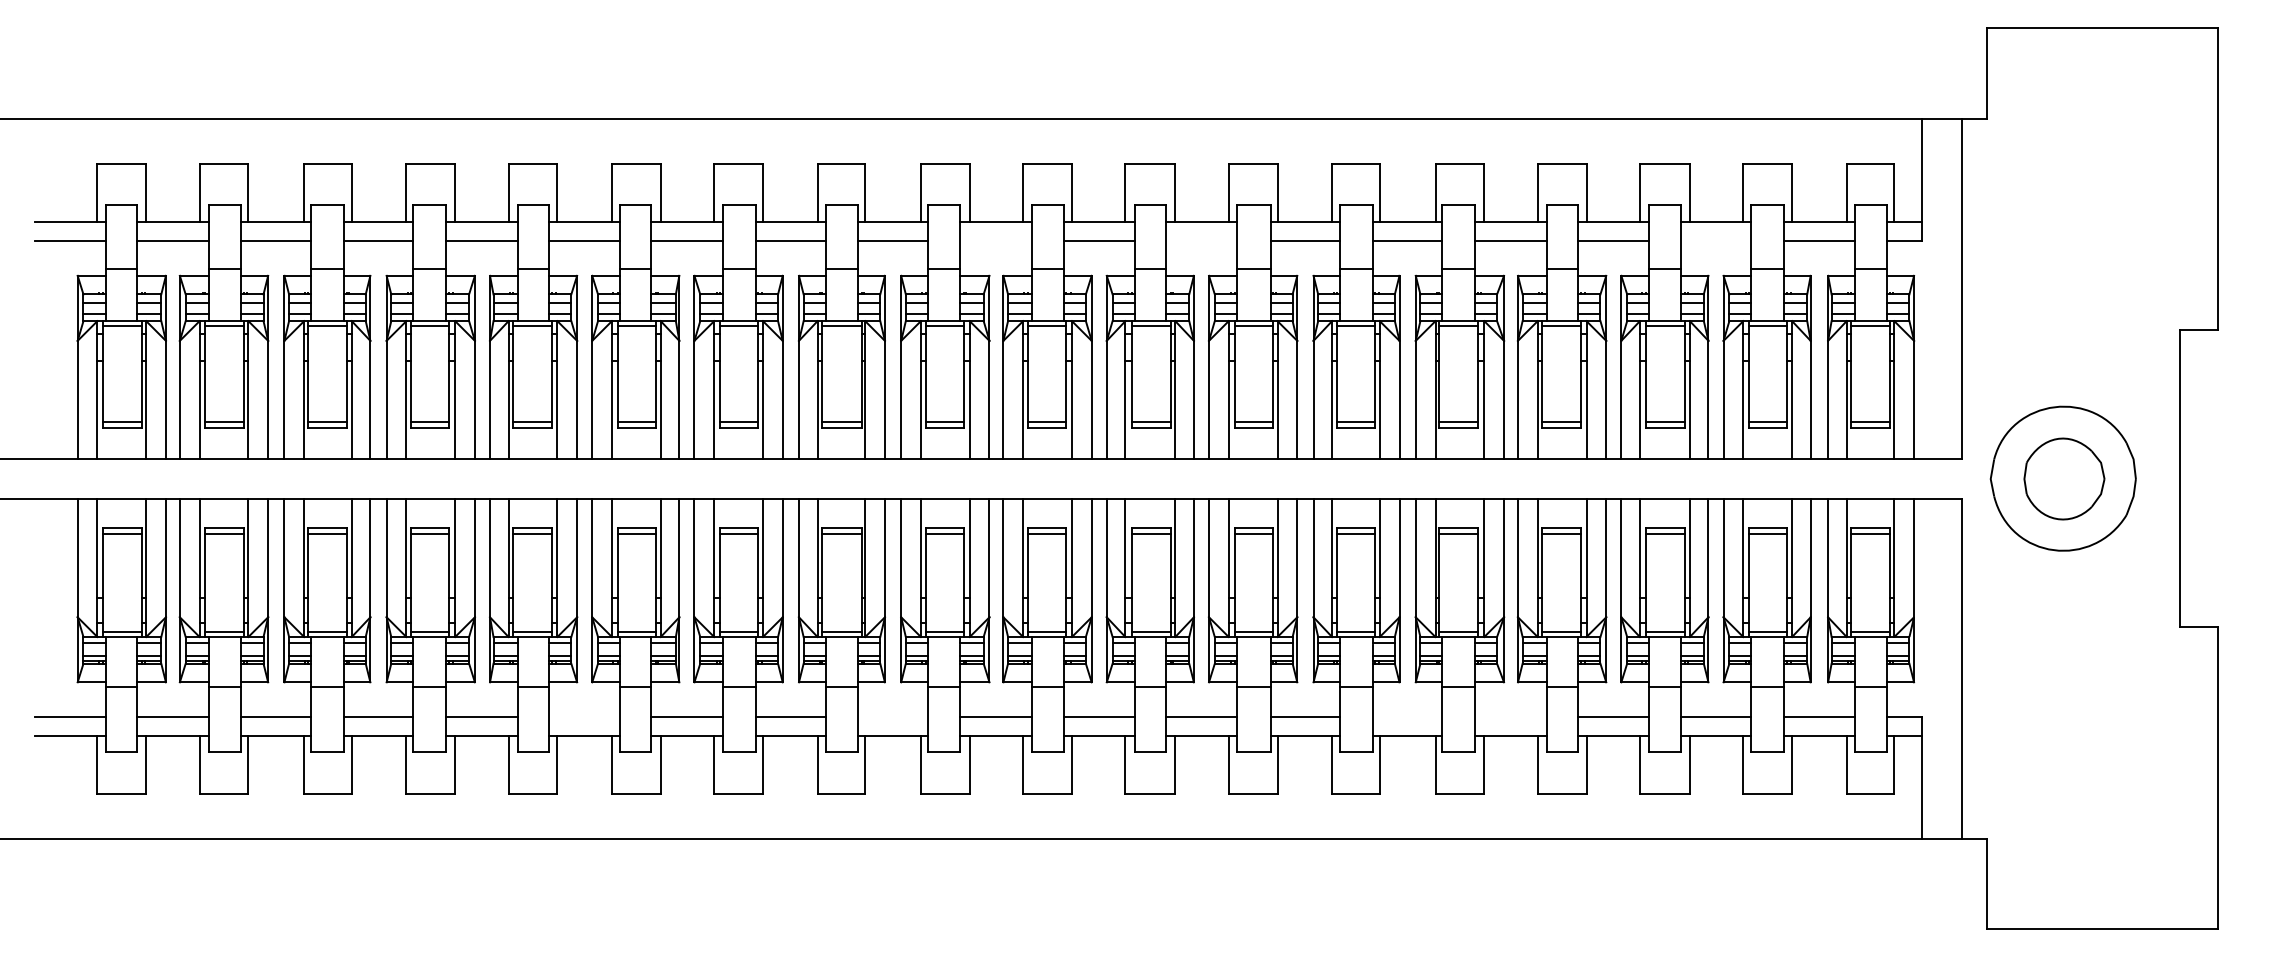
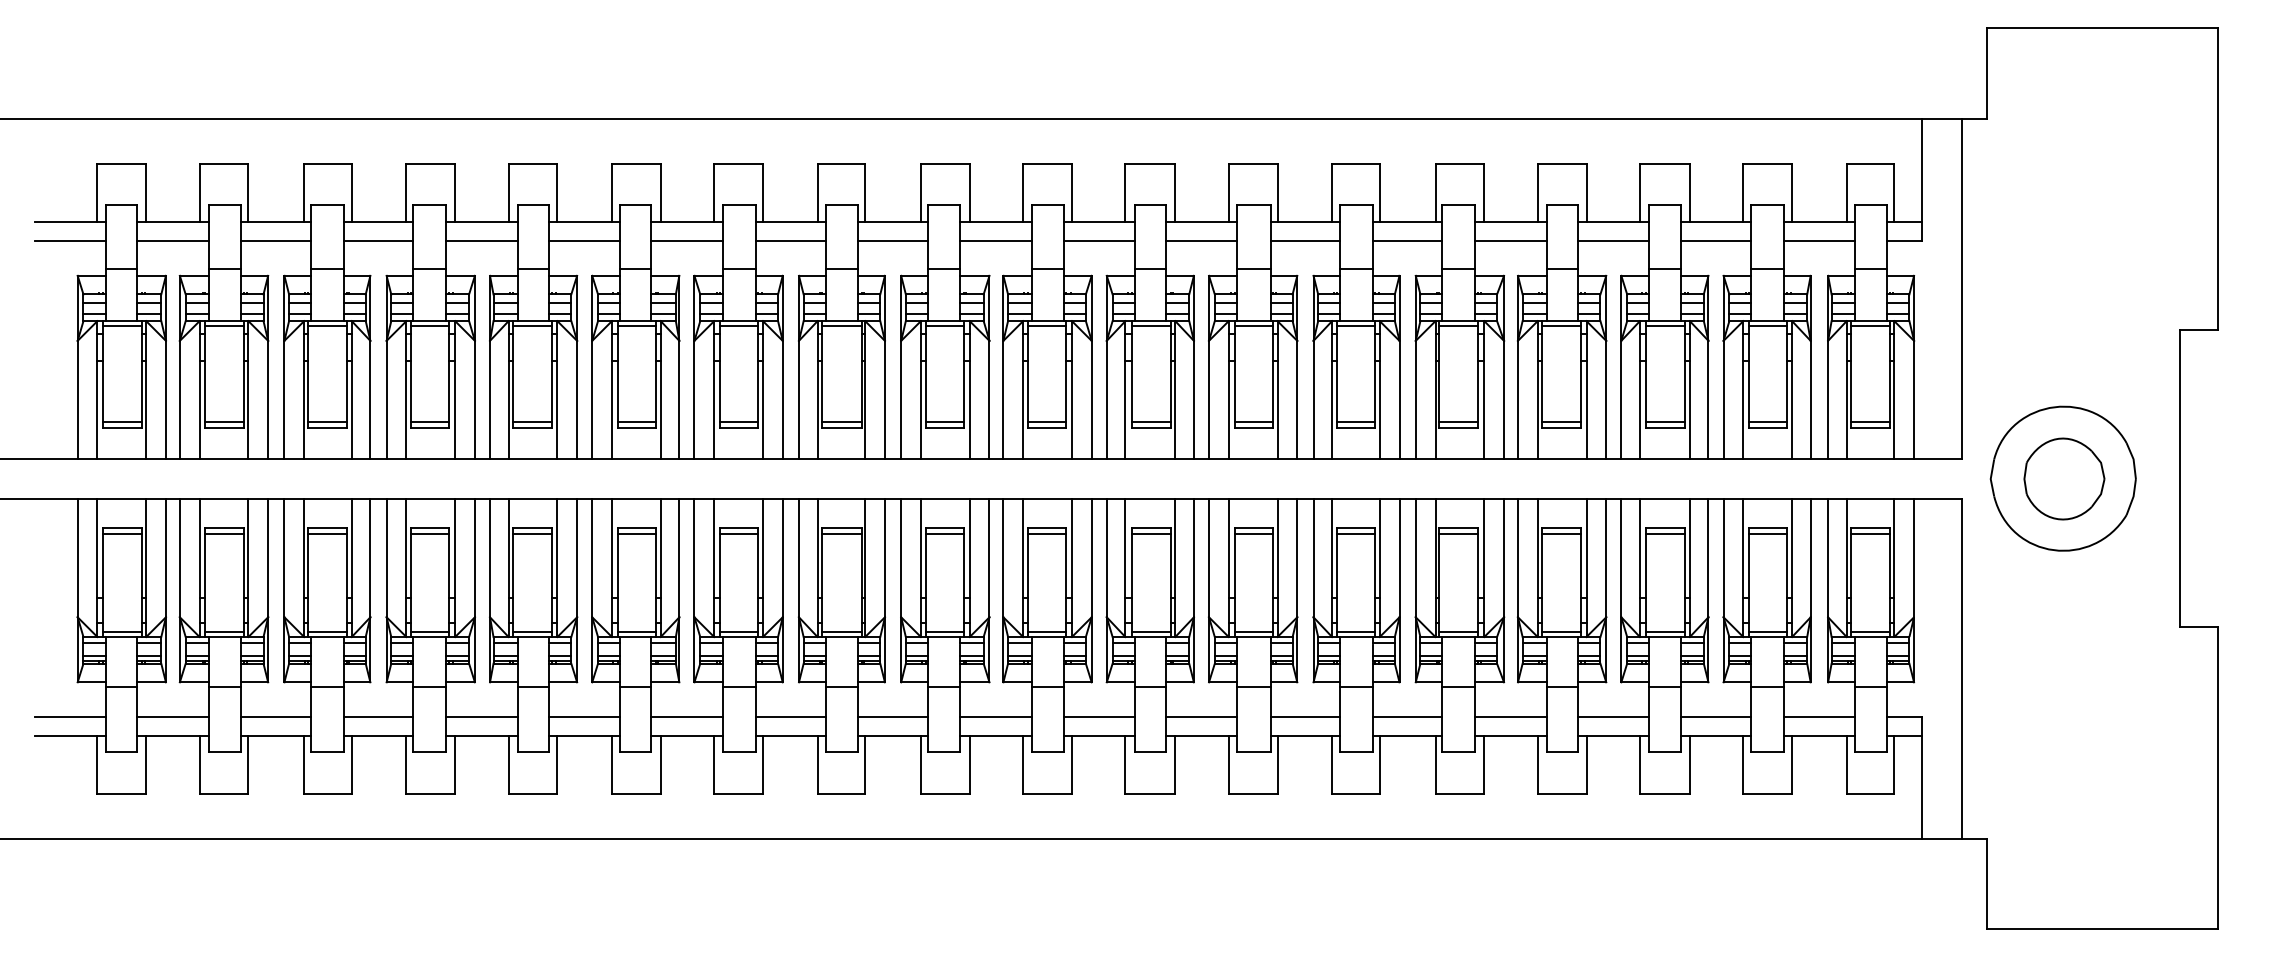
line: none -> present (996, 241)
line: none -> present (1201, 241)
line: none -> present (1715, 241)
line: none -> present (584, 717)
line: none -> present (892, 717)
line: none -> present (1407, 717)
line: none -> present (1511, 717)
